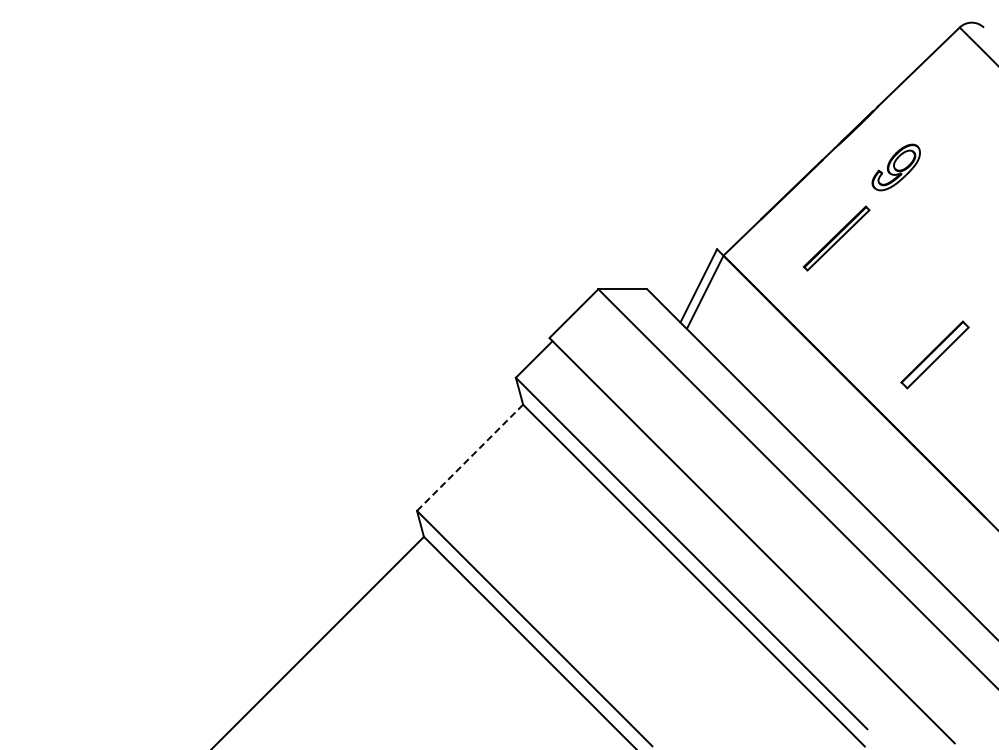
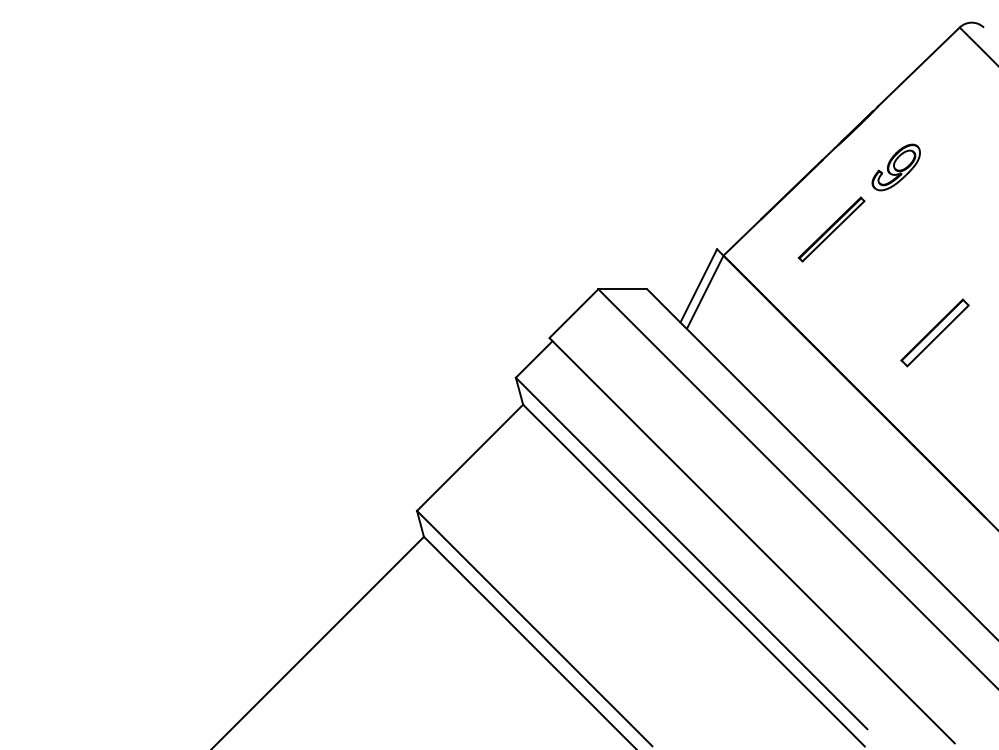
part position: (836, 238) -> (831, 229) (831, 229)
part position: (934, 354) -> (934, 332) (934, 332)
line: dashed -> solid (469, 458)
